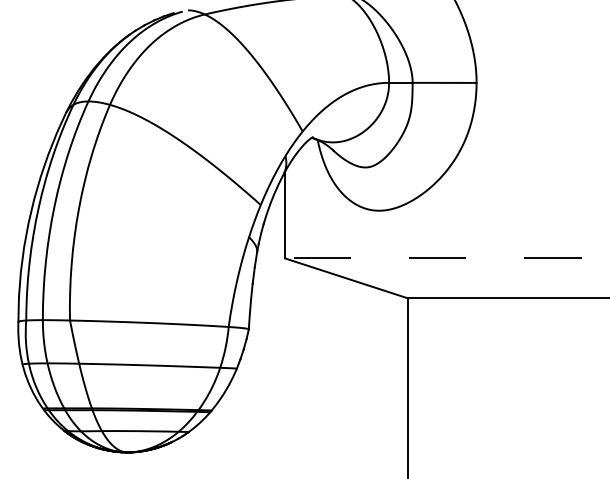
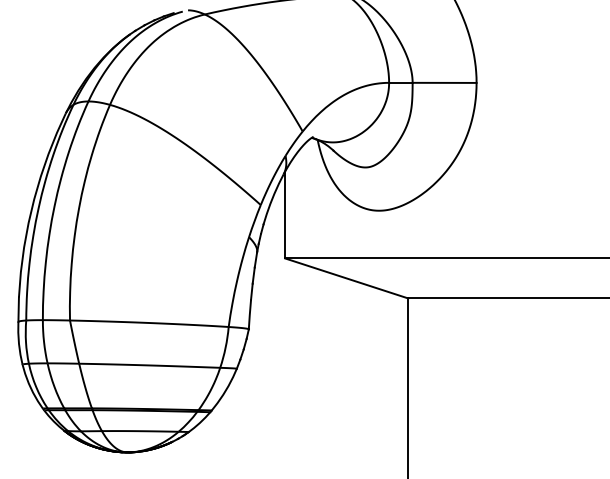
line: dashed -> solid (447, 258)
